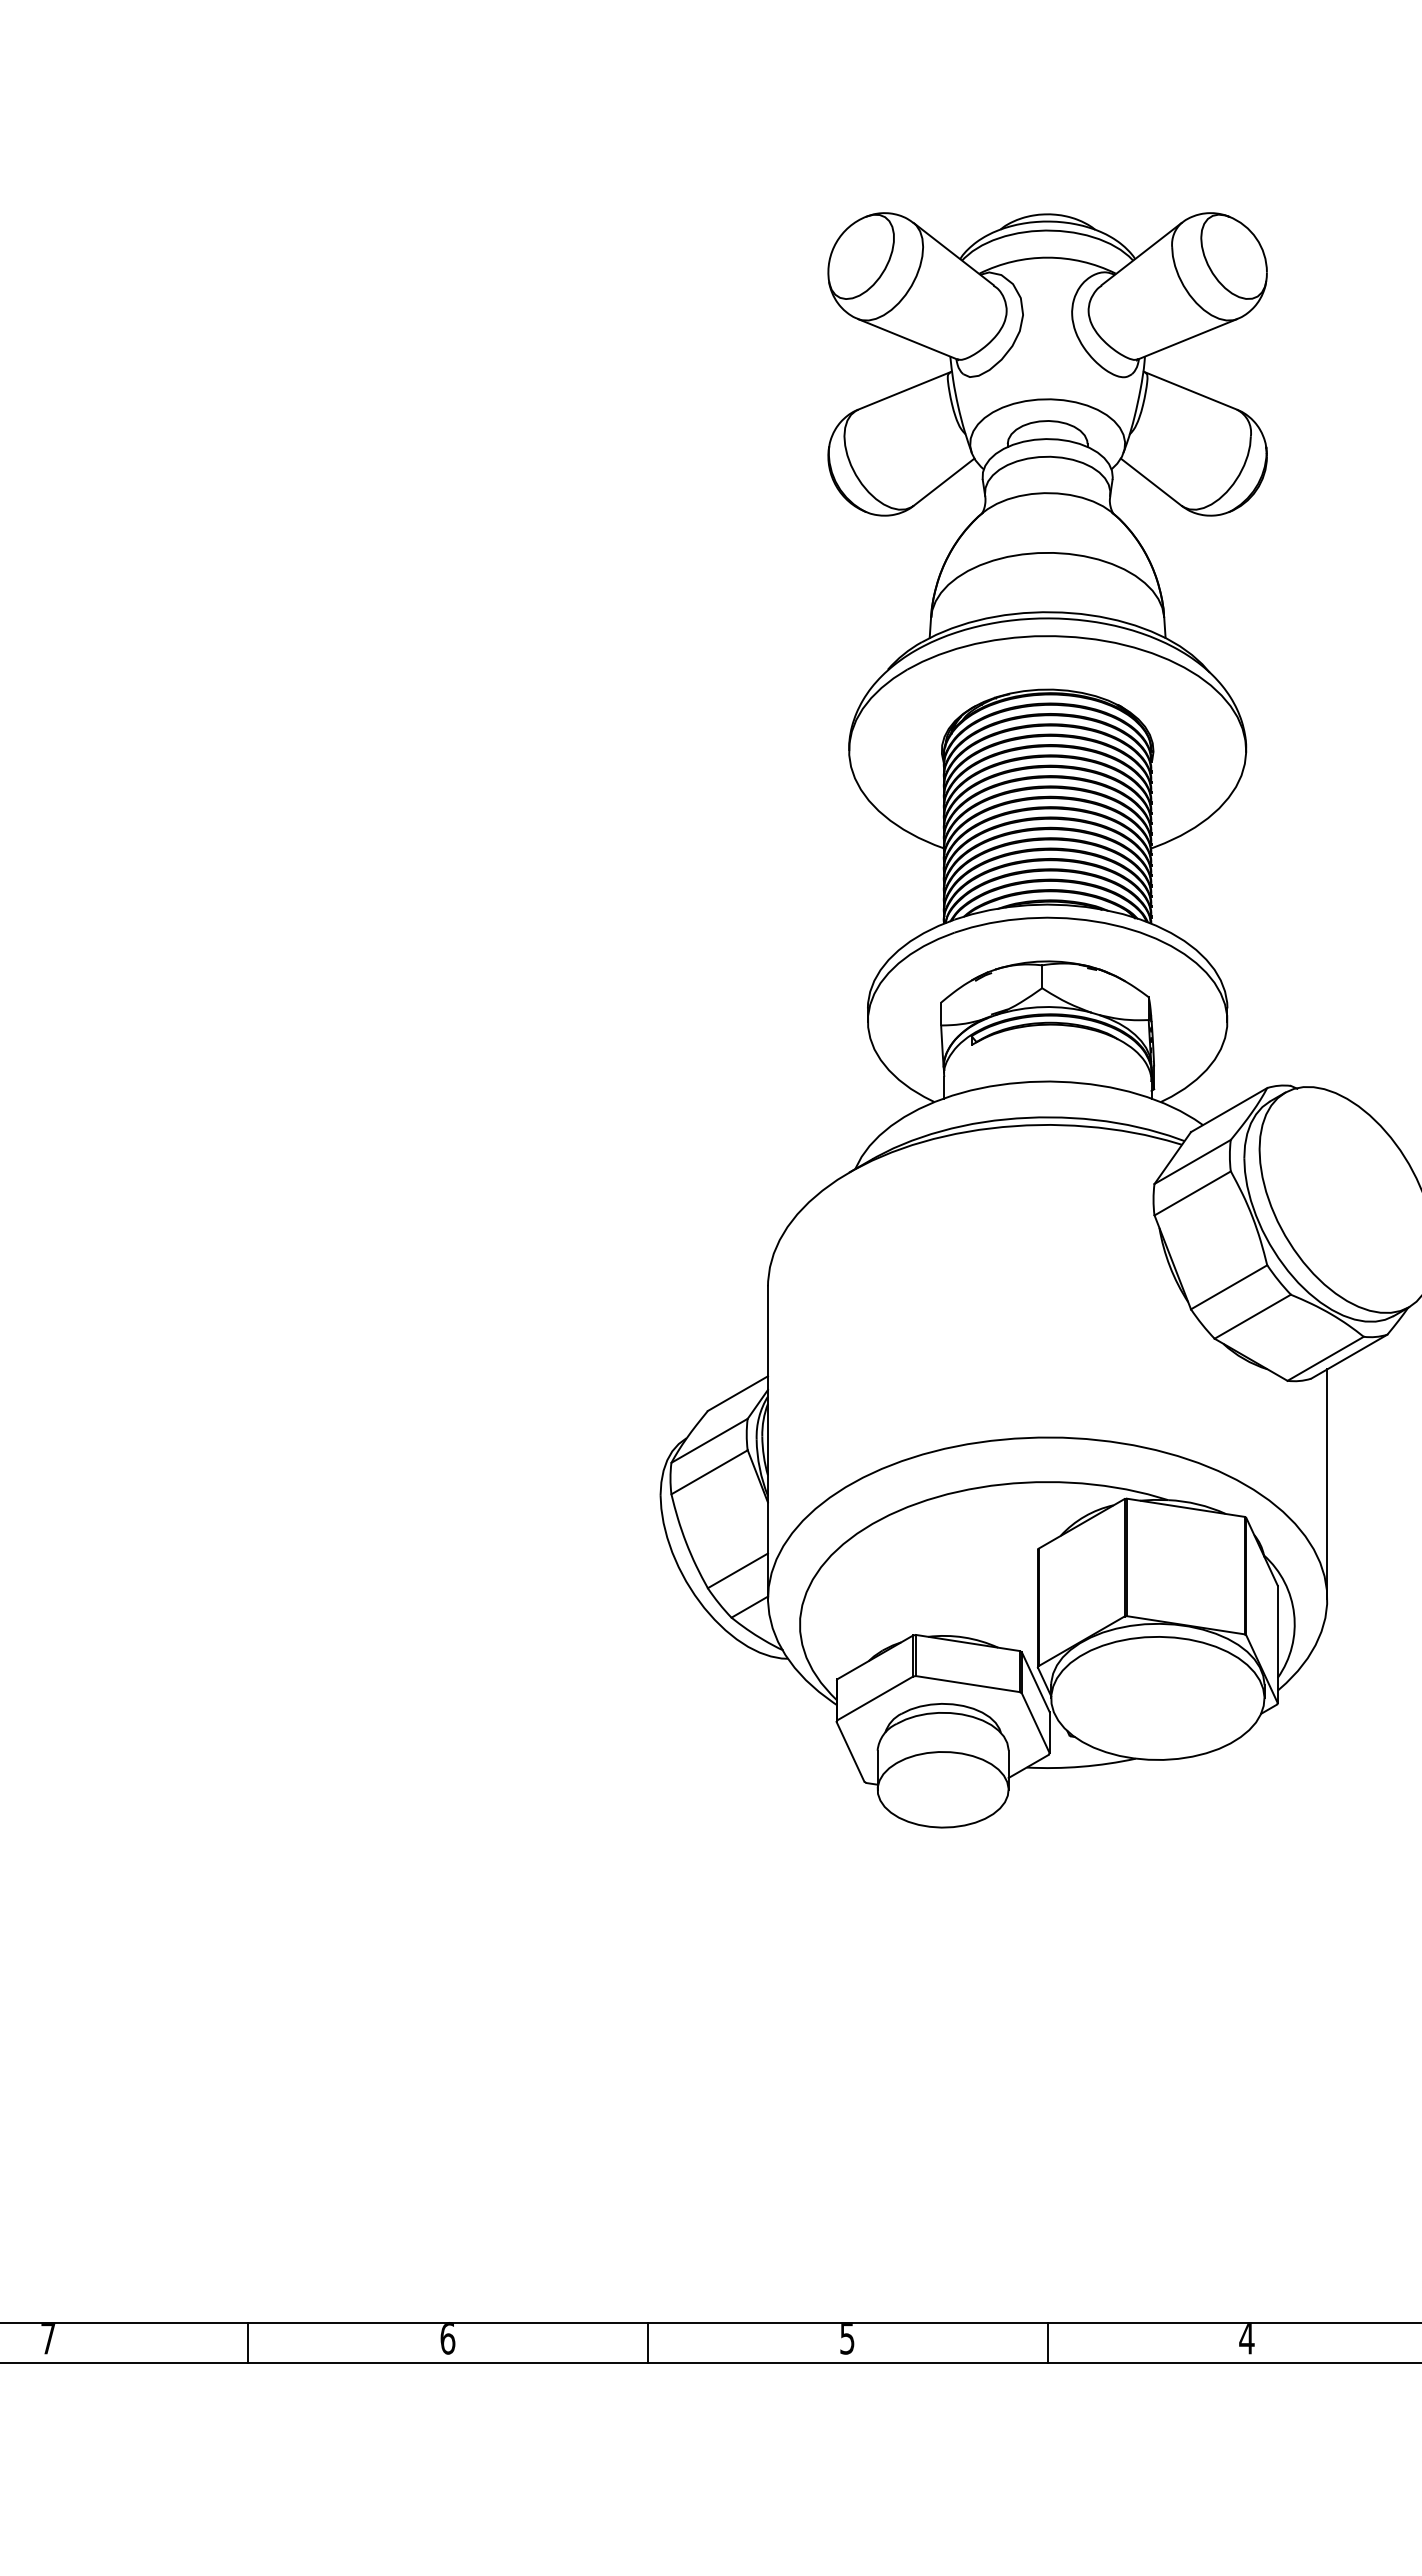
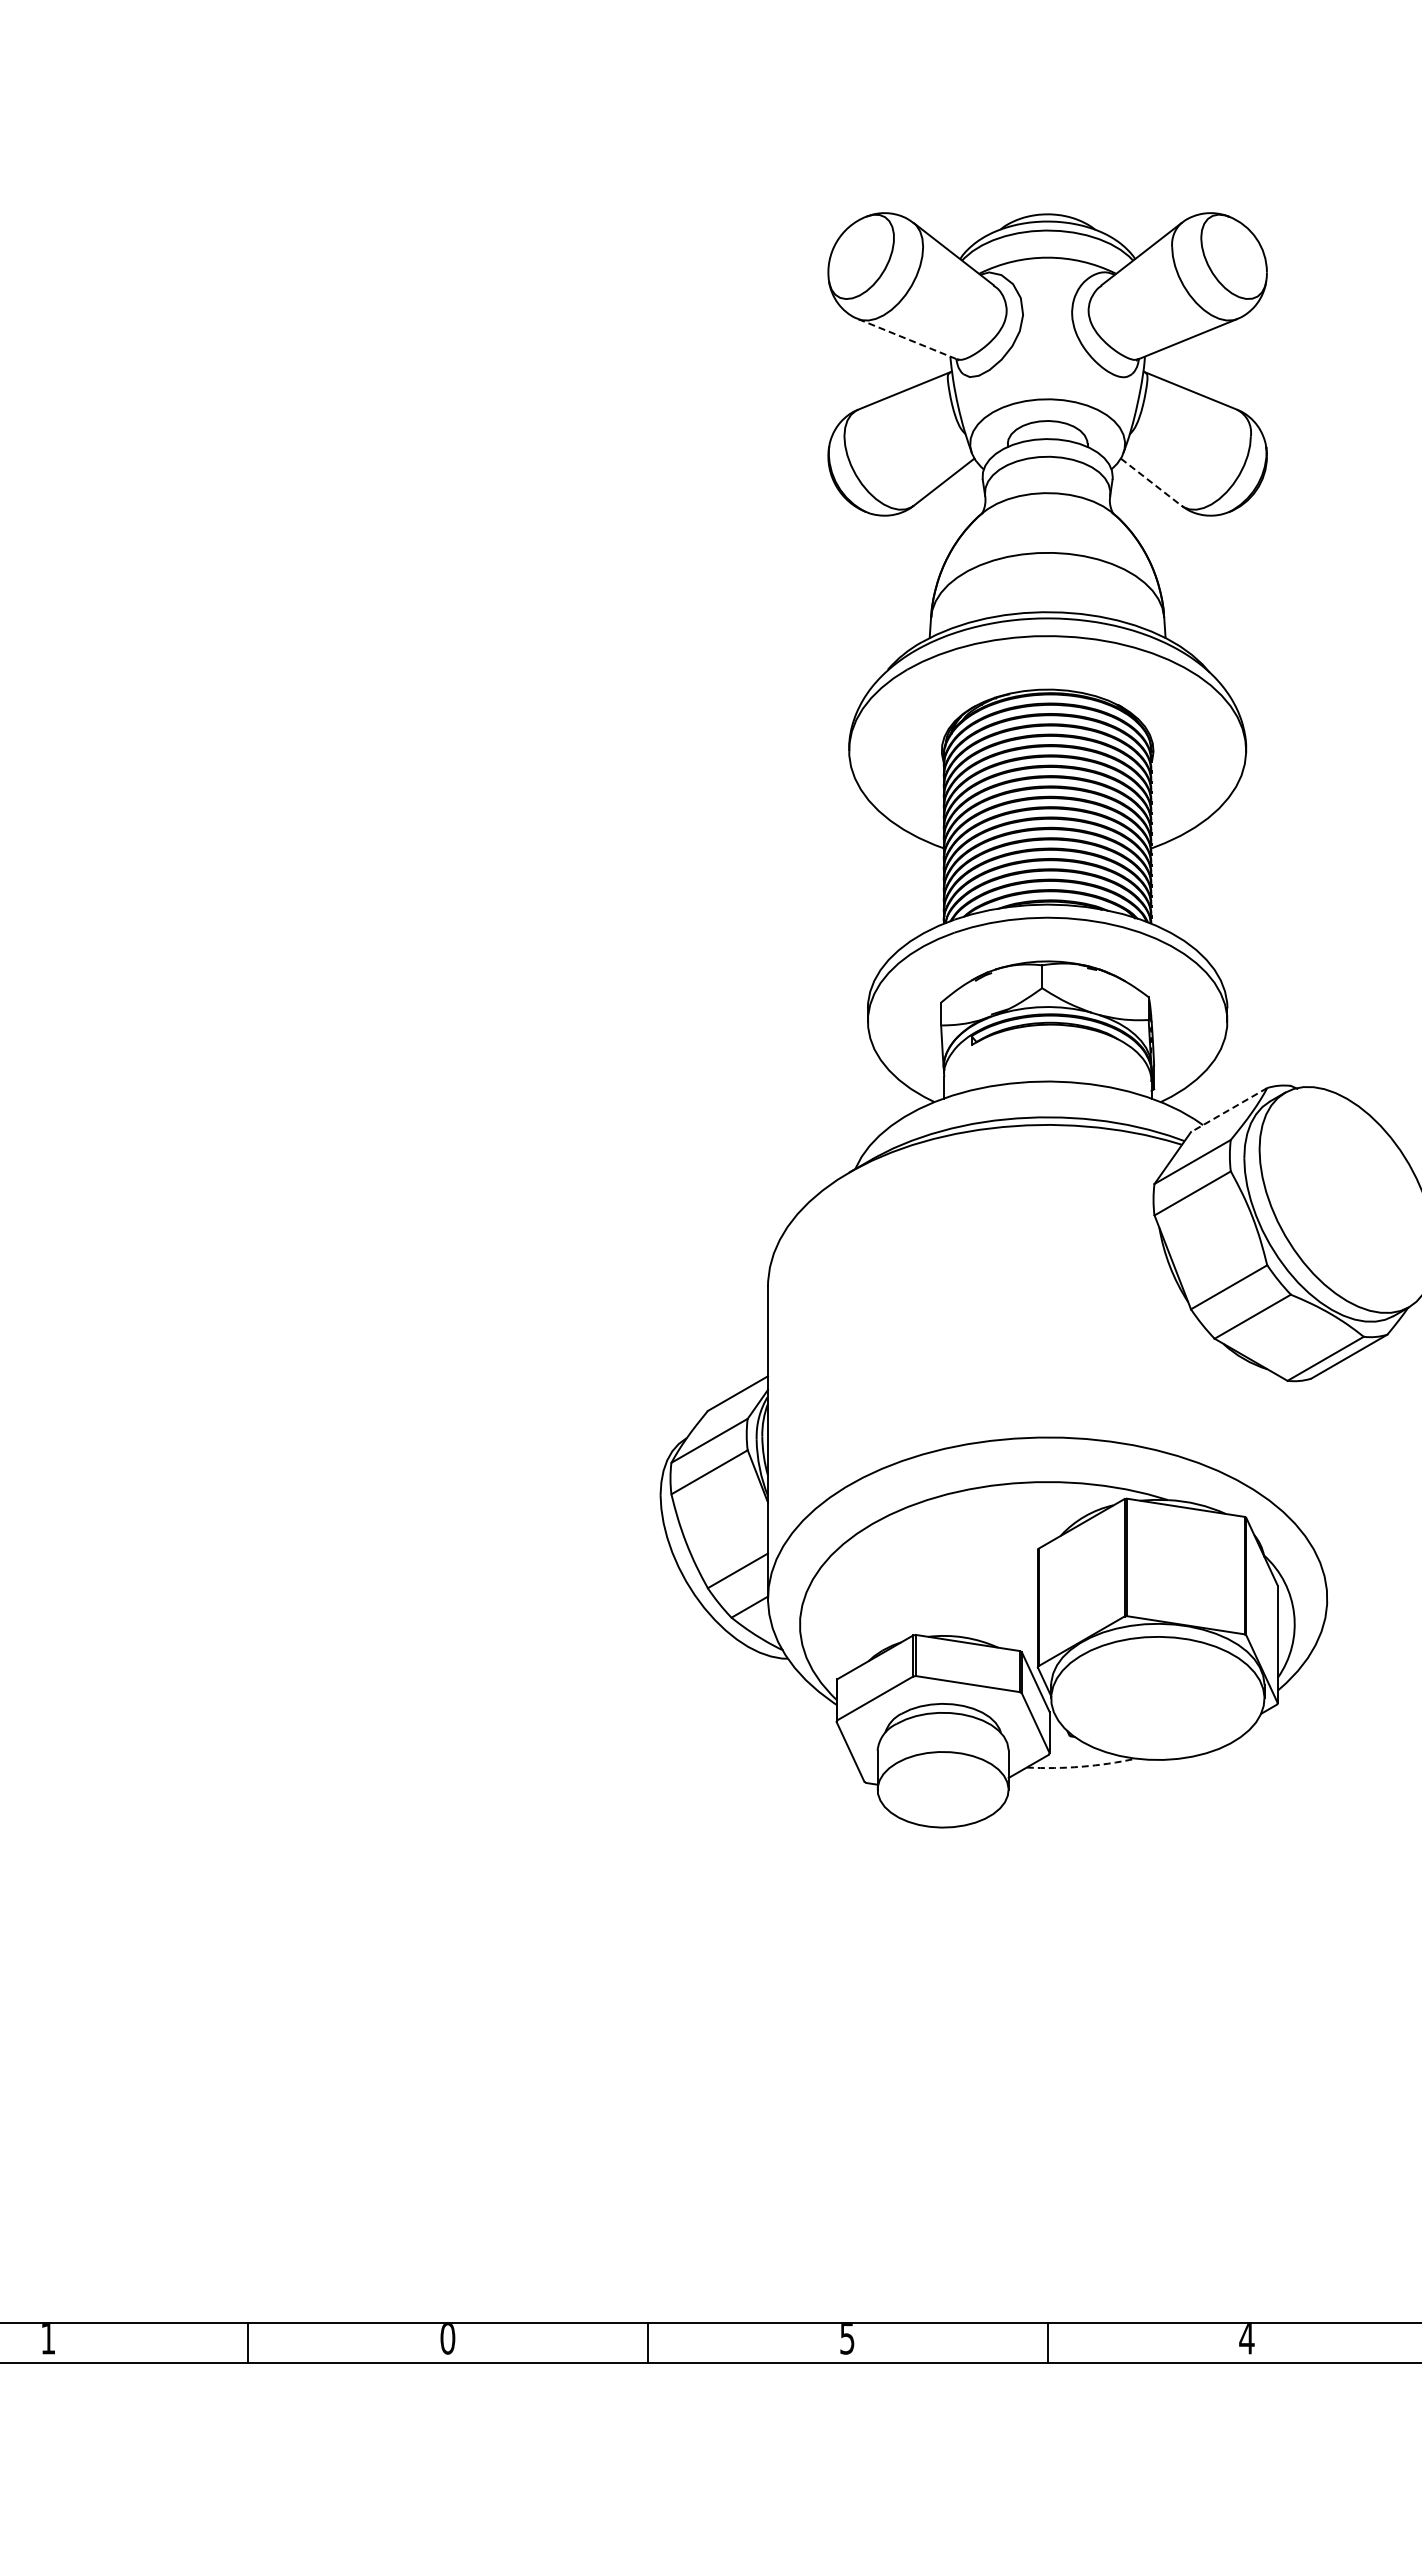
line: solid -> dashed (908, 339)
line: solid -> dashed (1151, 482)
line: solid -> dashed (1228, 1110)
line: present -> none (1327, 1483)
arc: solid -> dashed (1081, 1766)
text: 7 -> 1 (48, 2339)
text: 6 -> 0 (447, 2339)
